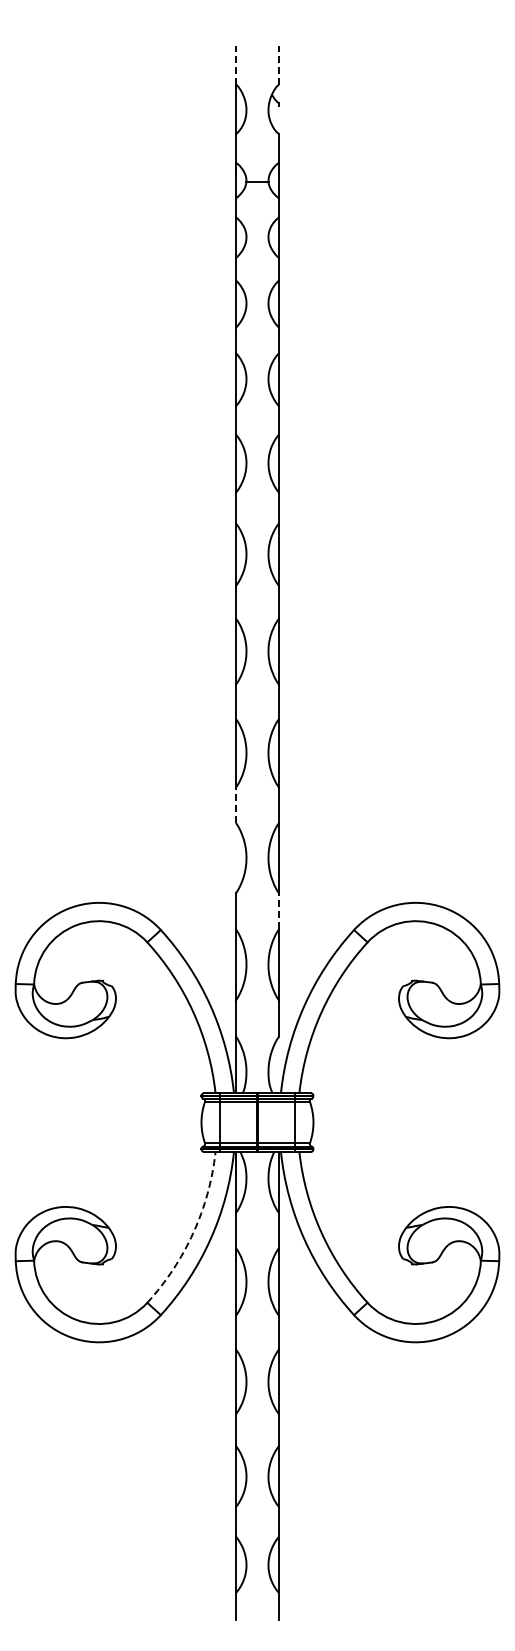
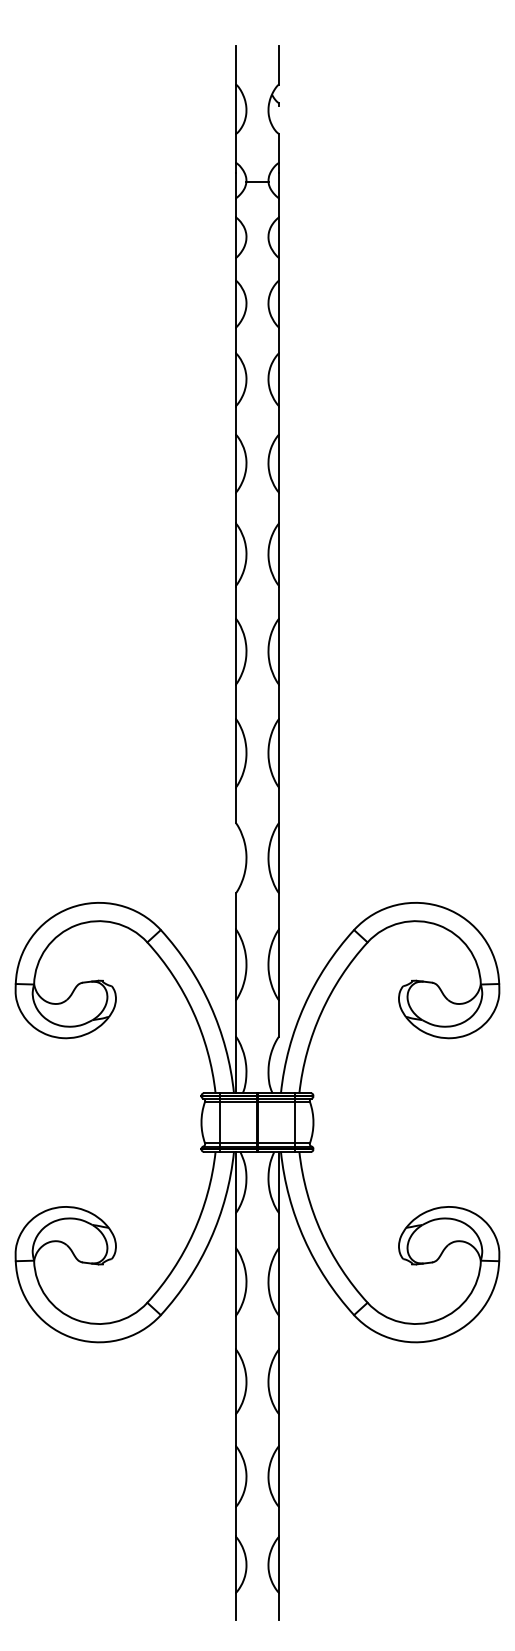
line: dashed -> solid (235, 65)
line: dashed -> solid (279, 65)
line: dashed -> solid (235, 805)
line: dashed -> solid (279, 910)
arc: dashed -> solid (193, 1232)
